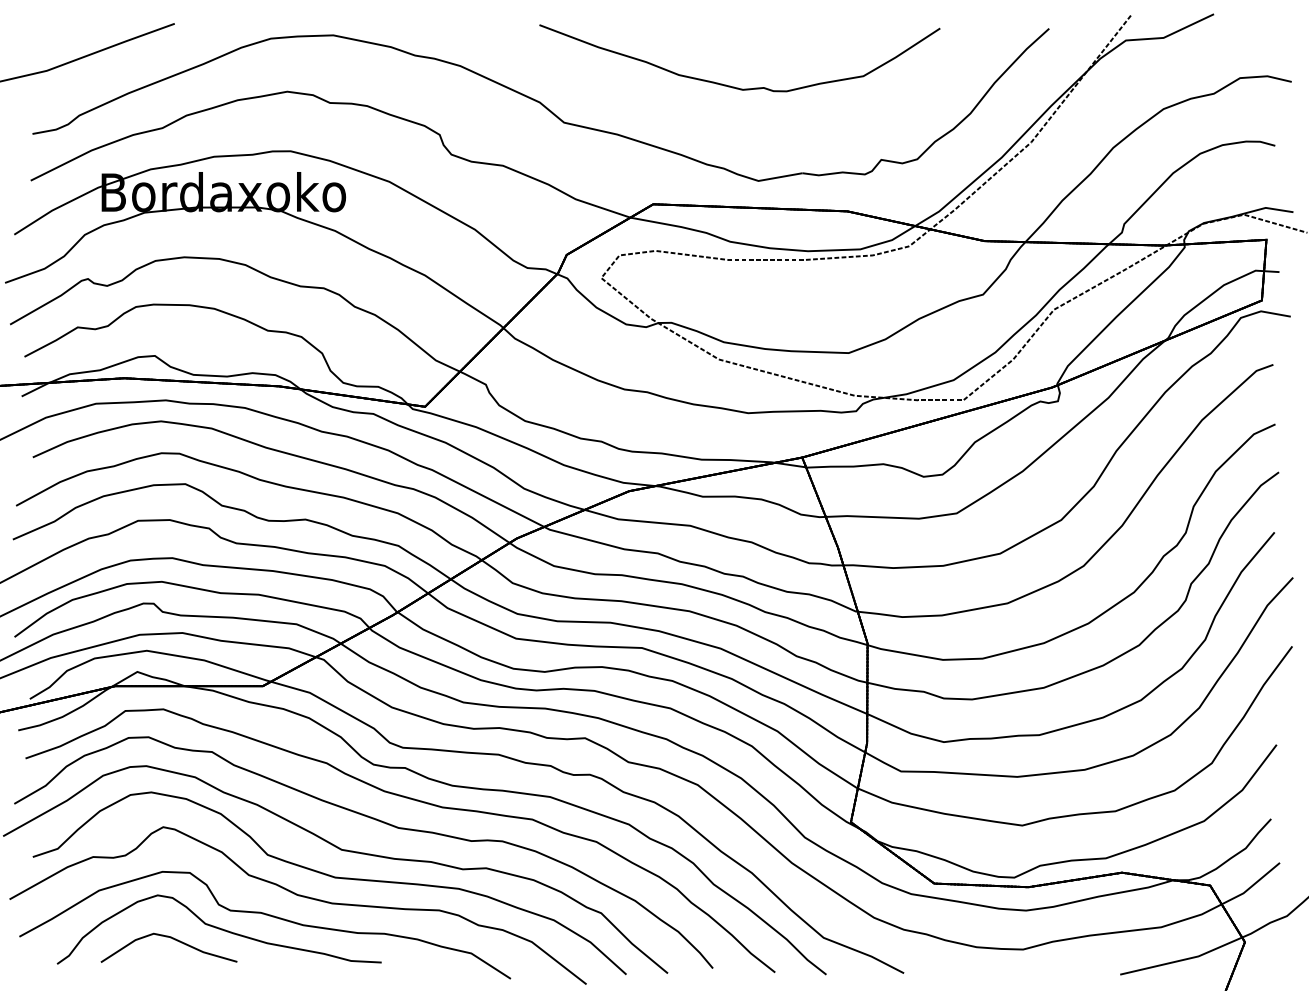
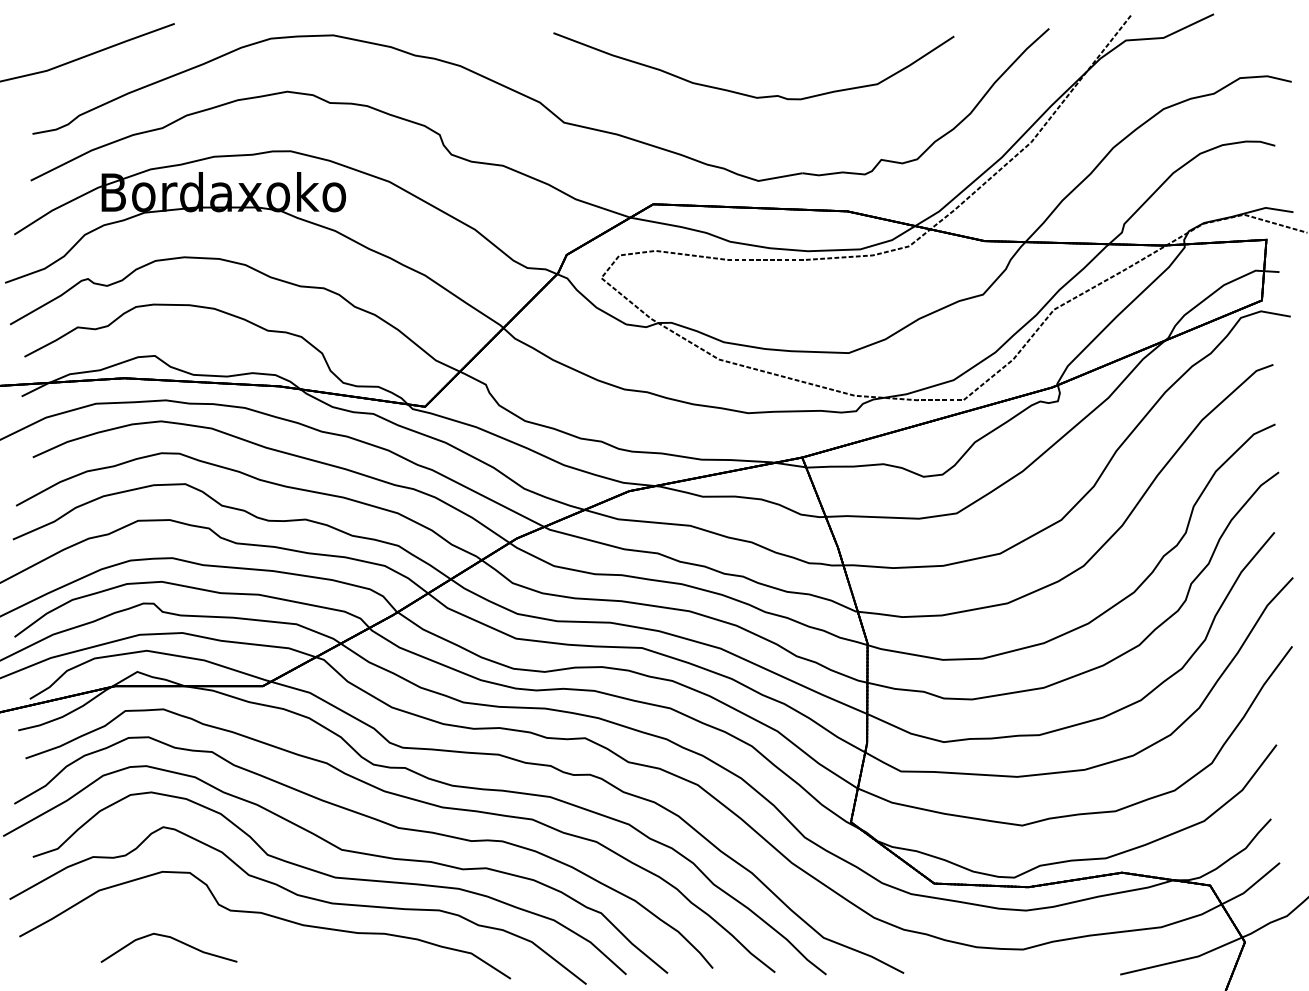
curve position: (734, 86) -> (748, 94) (748, 94)
part: present -> none (218, 929)
